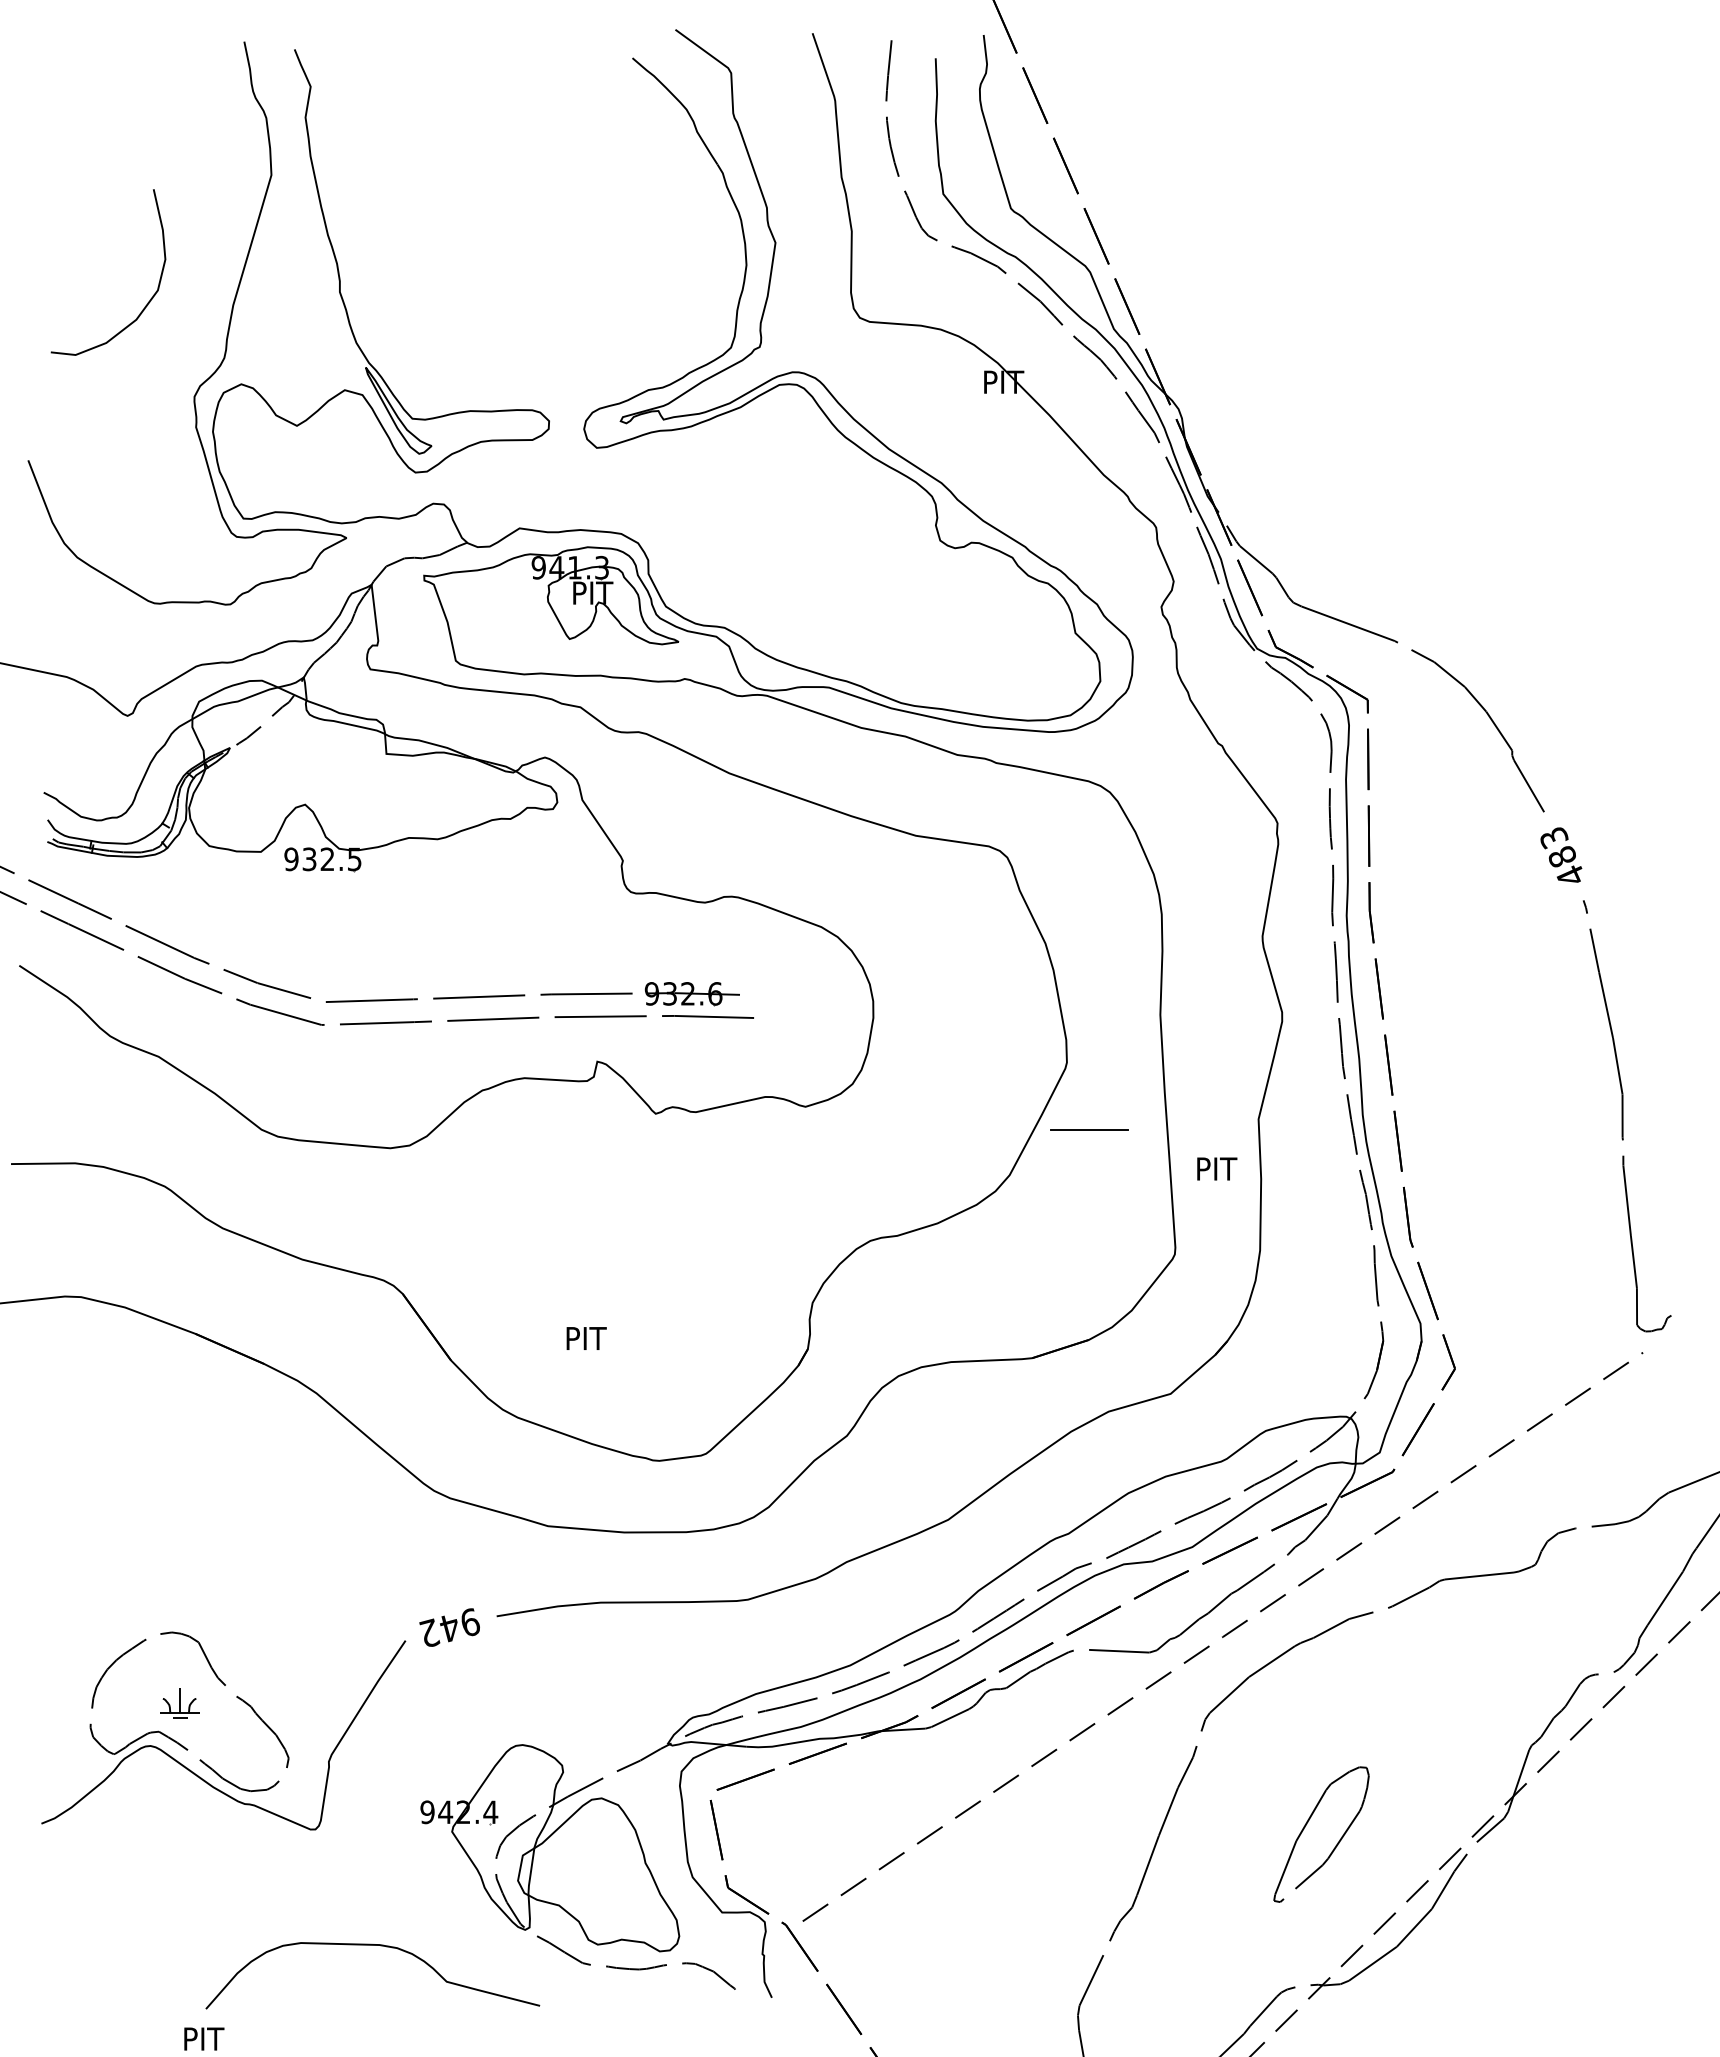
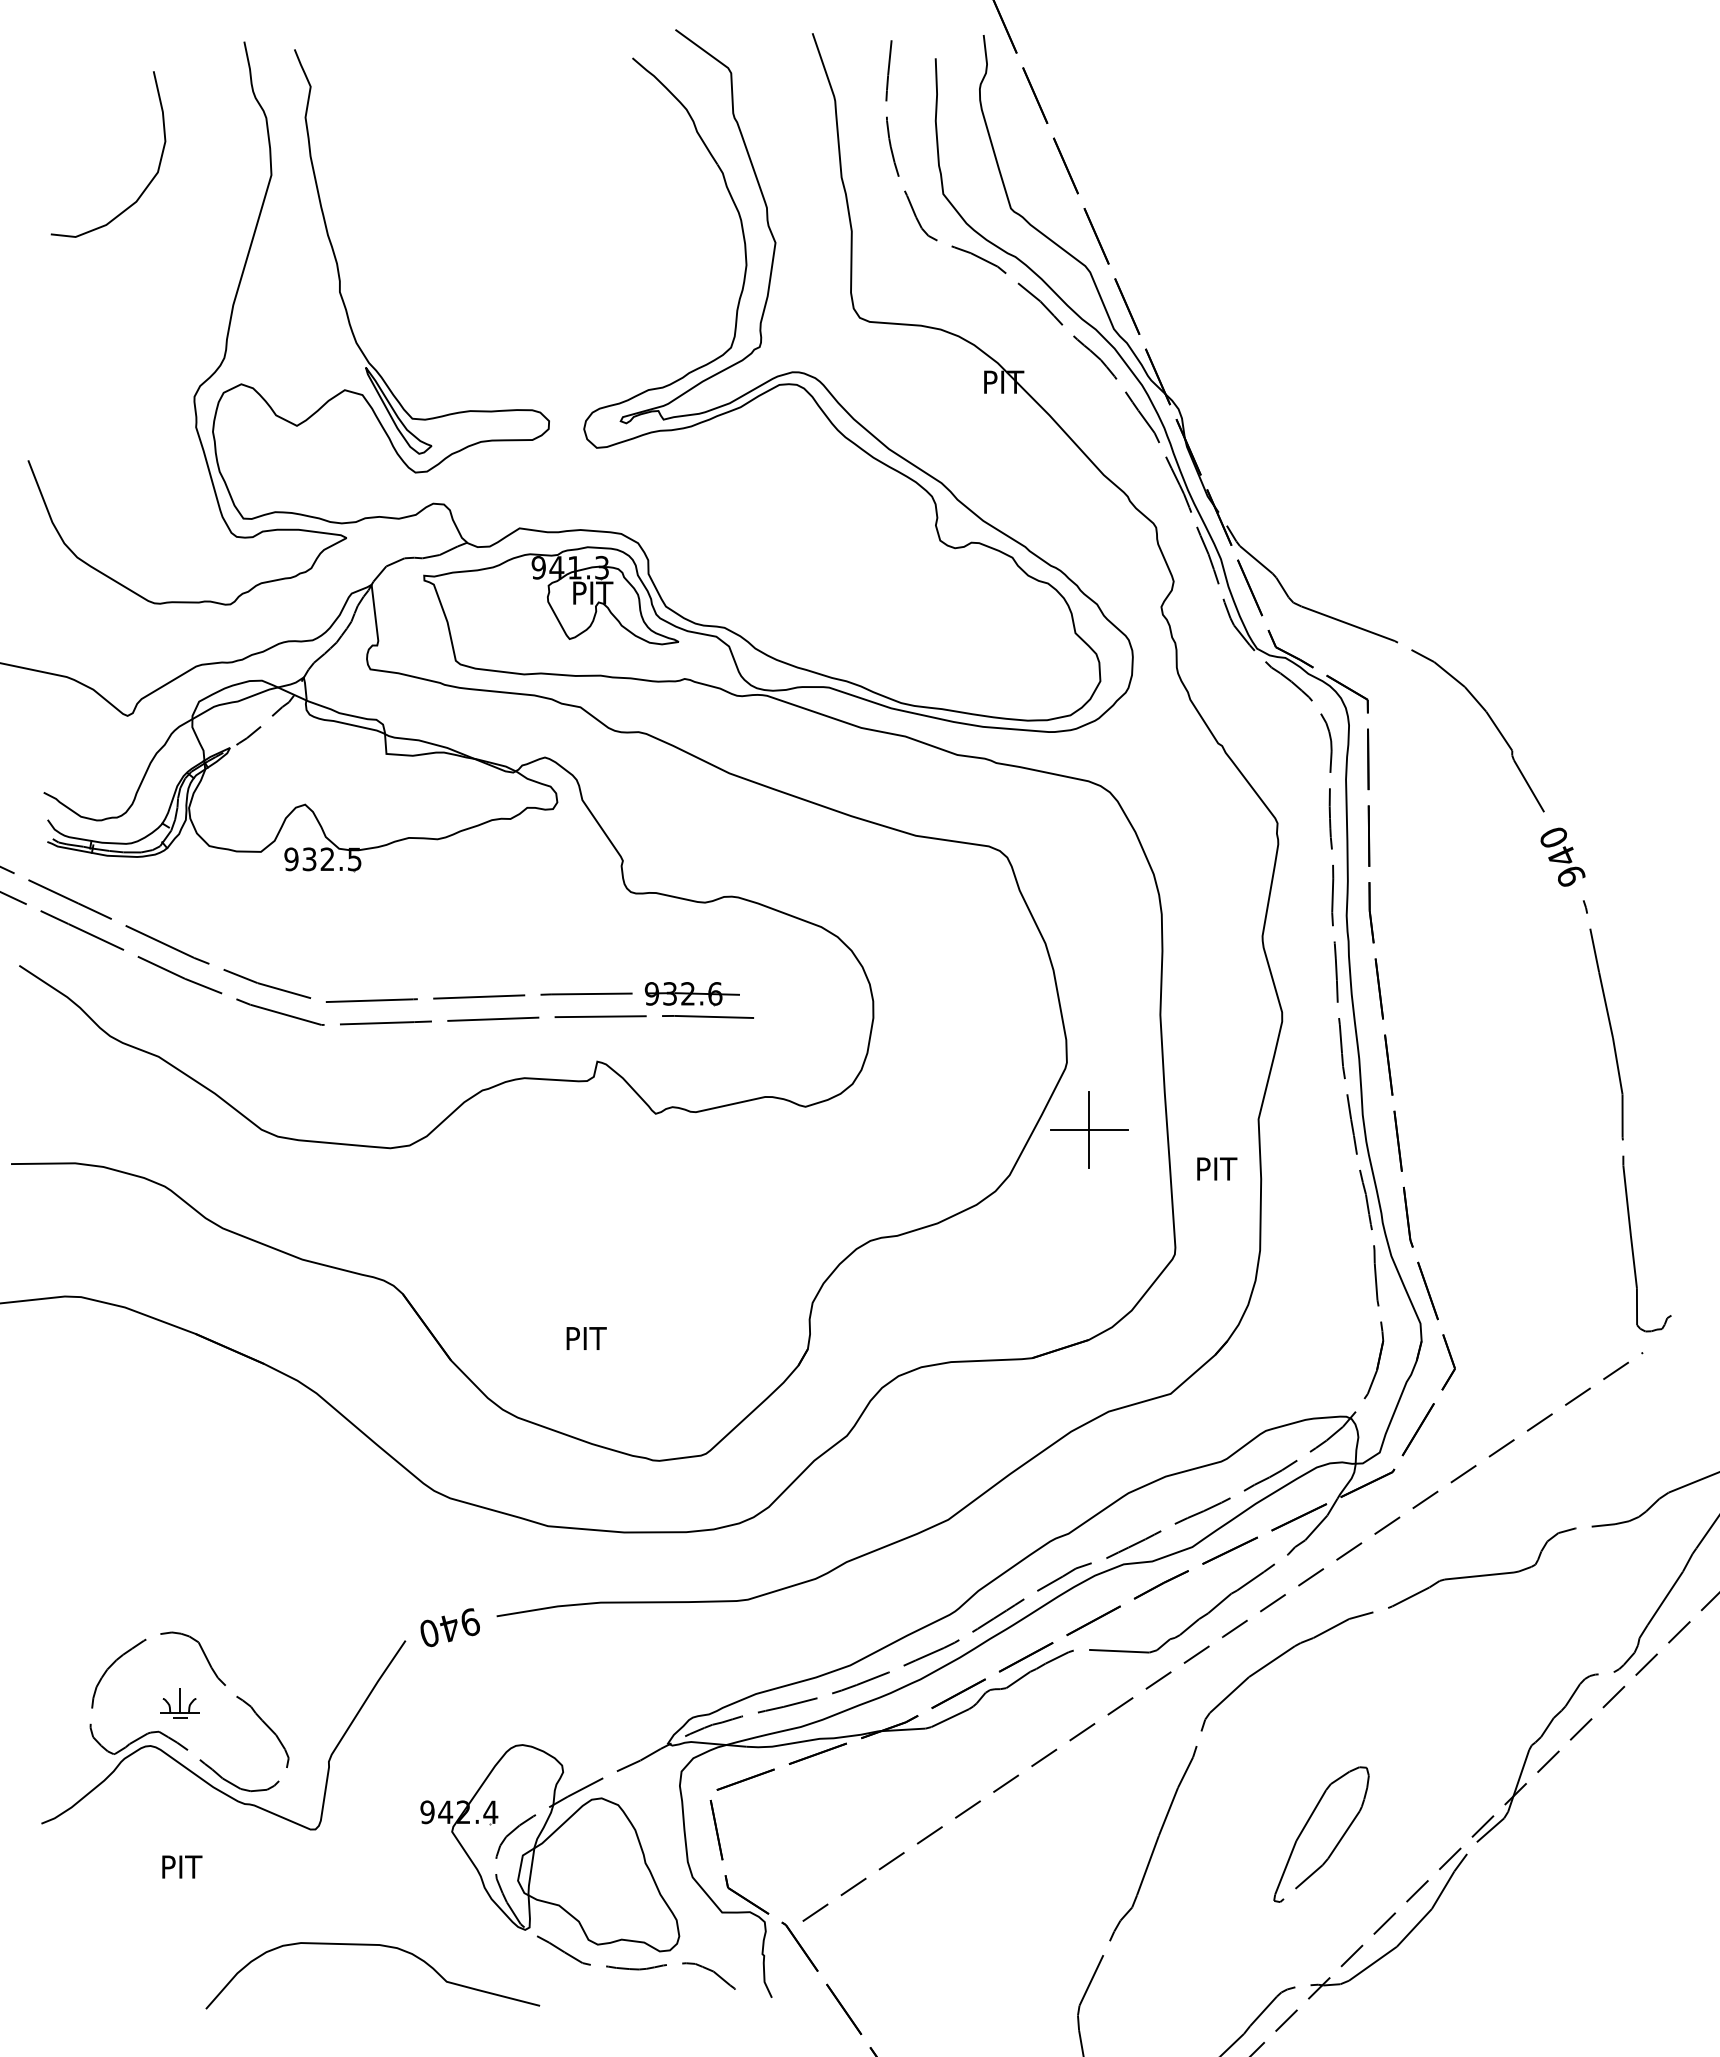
curve position: (147, 302) -> (147, 184) (147, 184)
text: 483 -> 940 (1562, 856)
line: none -> present (1089, 1129)
text: 942 -> 940 (429, 1632)
text position: (204, 2038) -> (182, 1866) (182, 1866)
